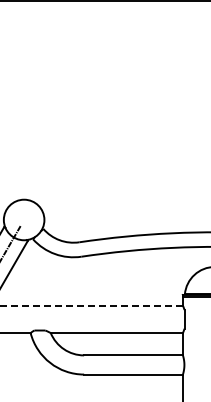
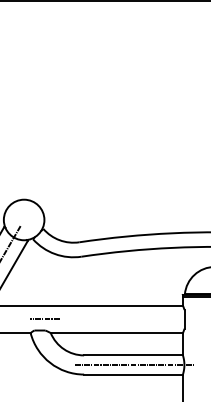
line: dashed -> solid (91, 305)
line: none -> present (45, 318)
line: none -> present (133, 364)
